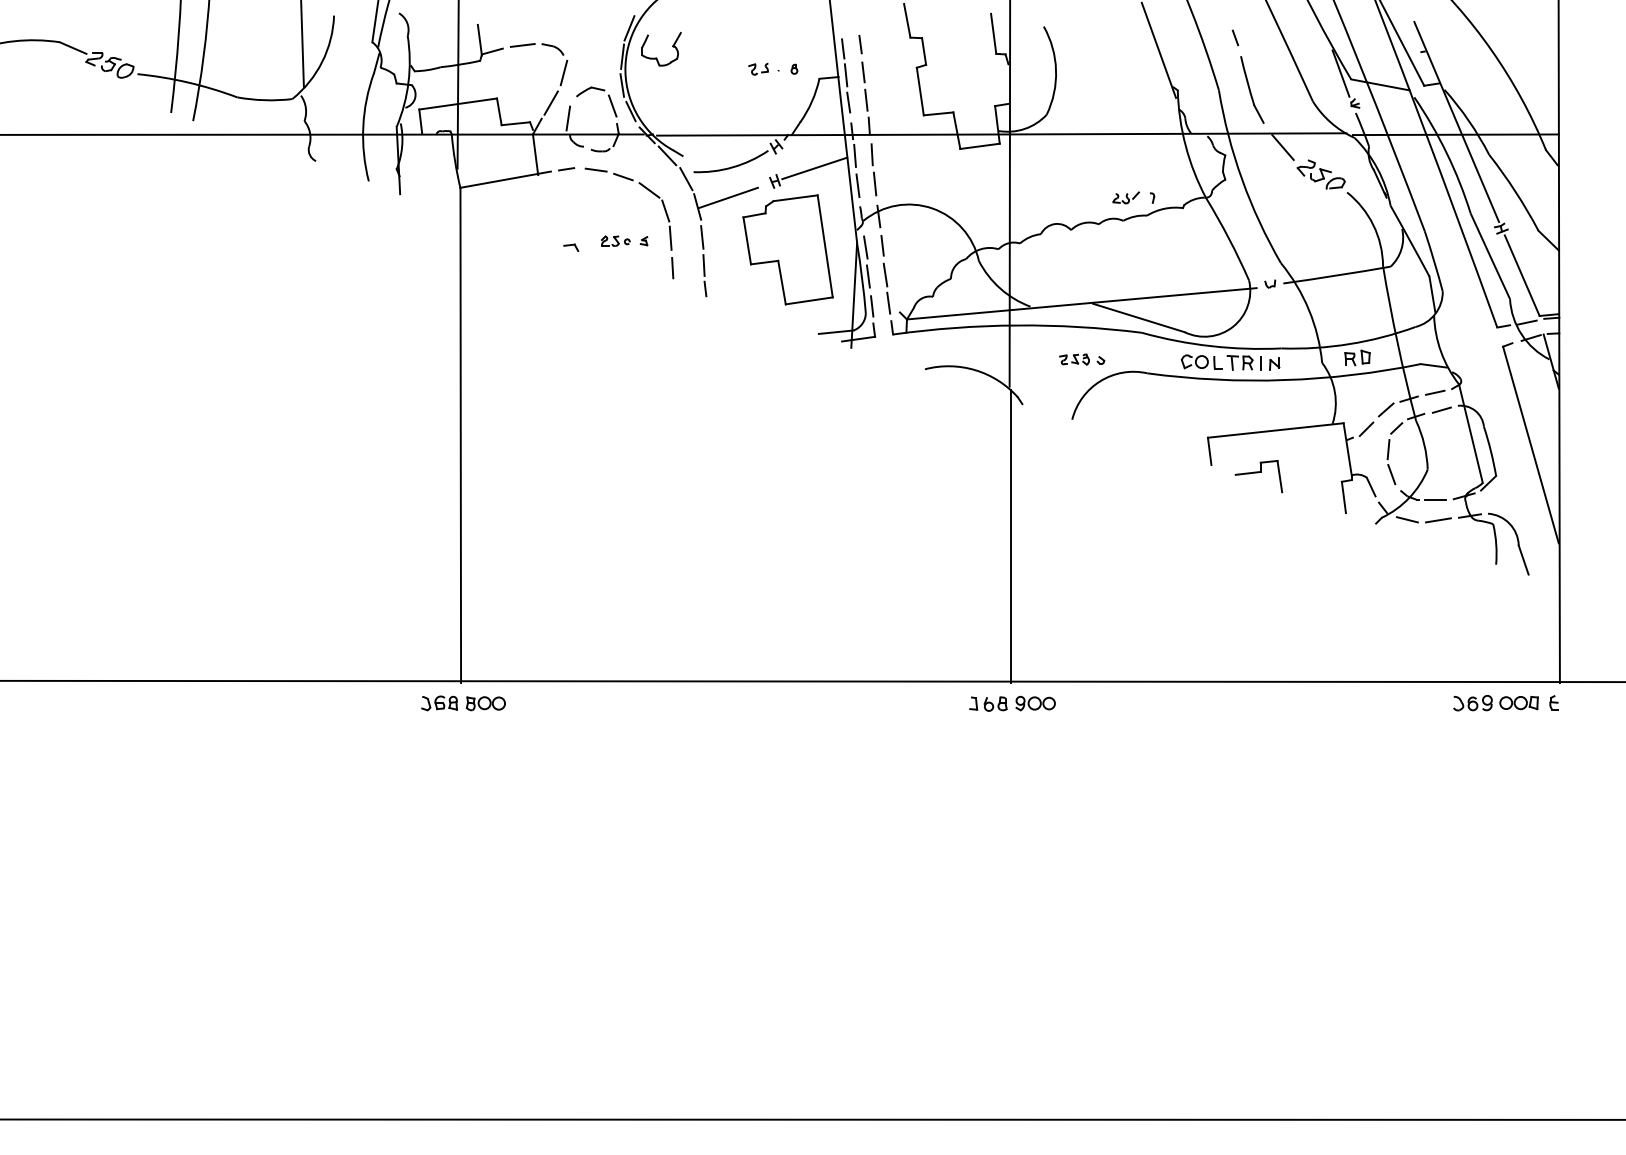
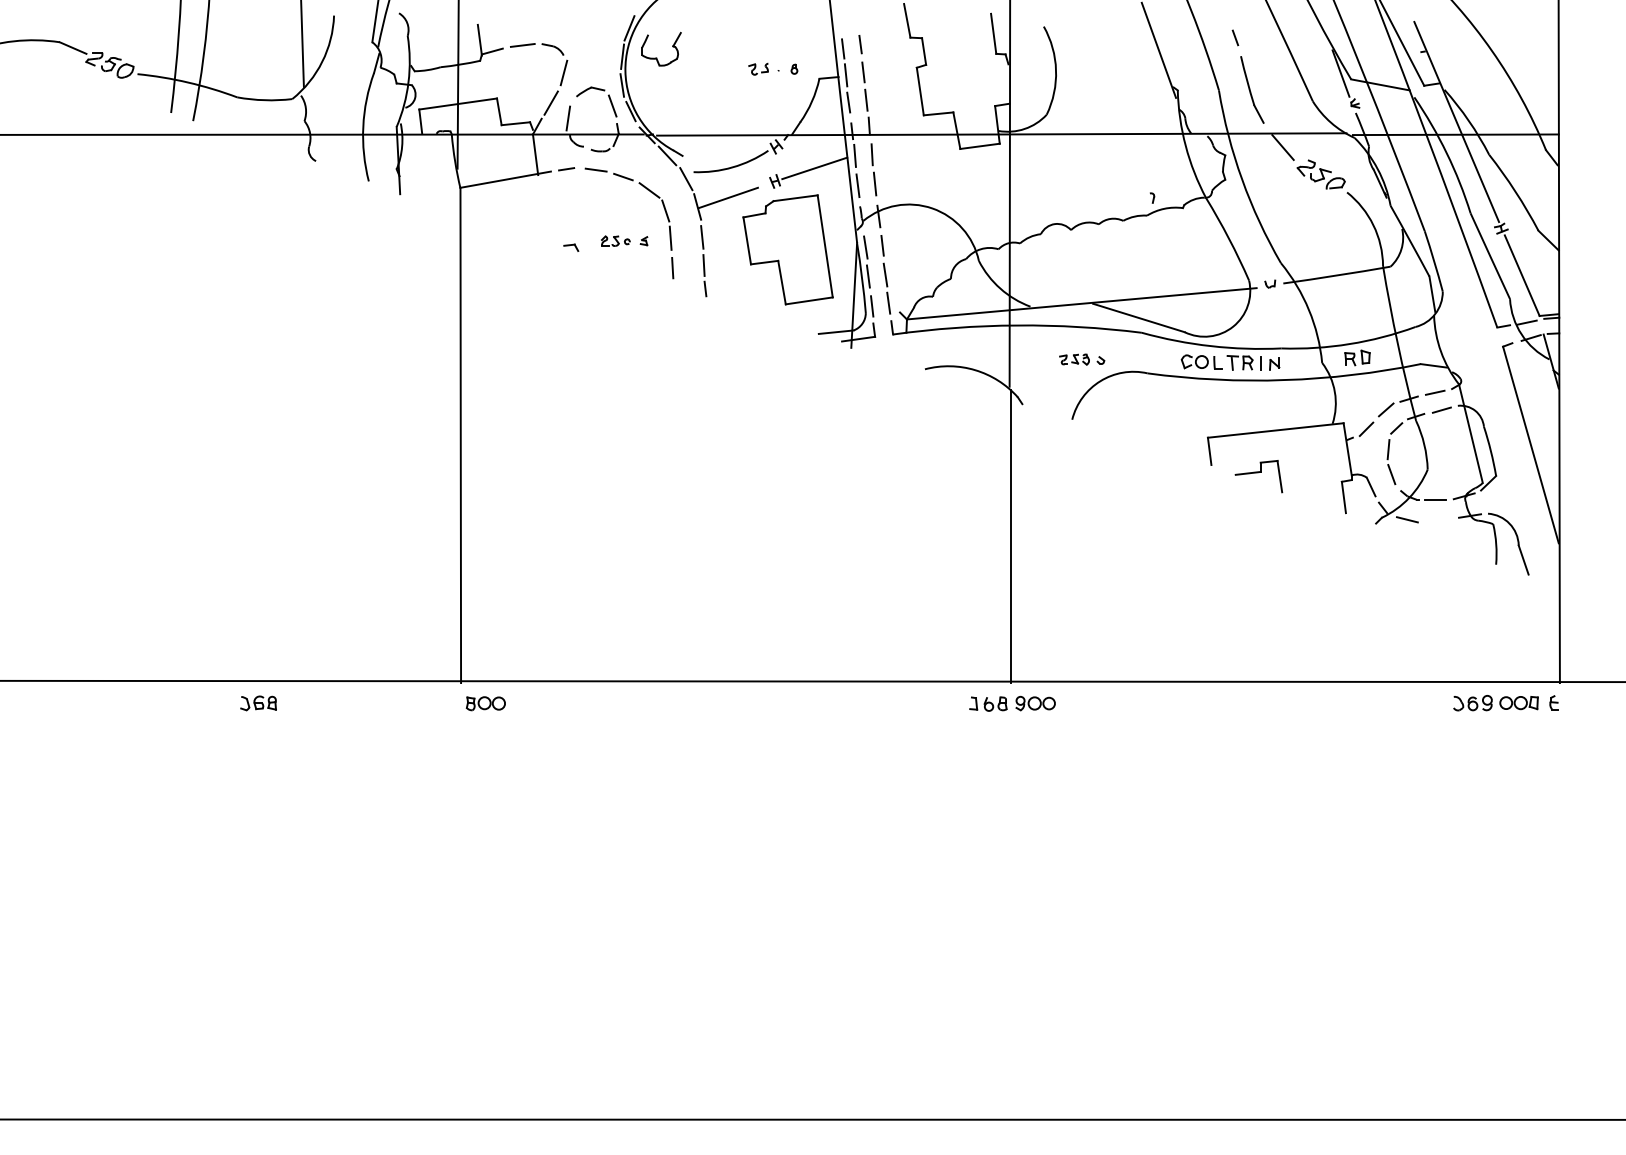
part: present -> none (1125, 197)
line: present -> none (1437, 520)
part position: (439, 703) -> (258, 703) (258, 703)
